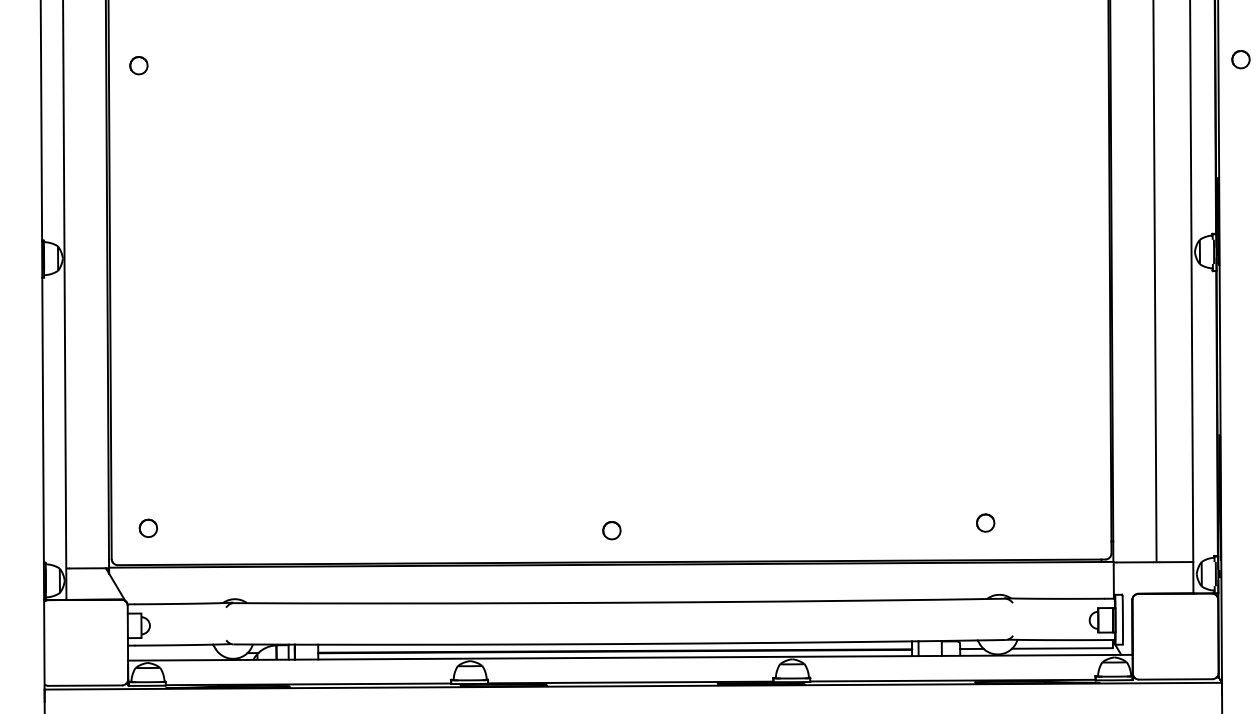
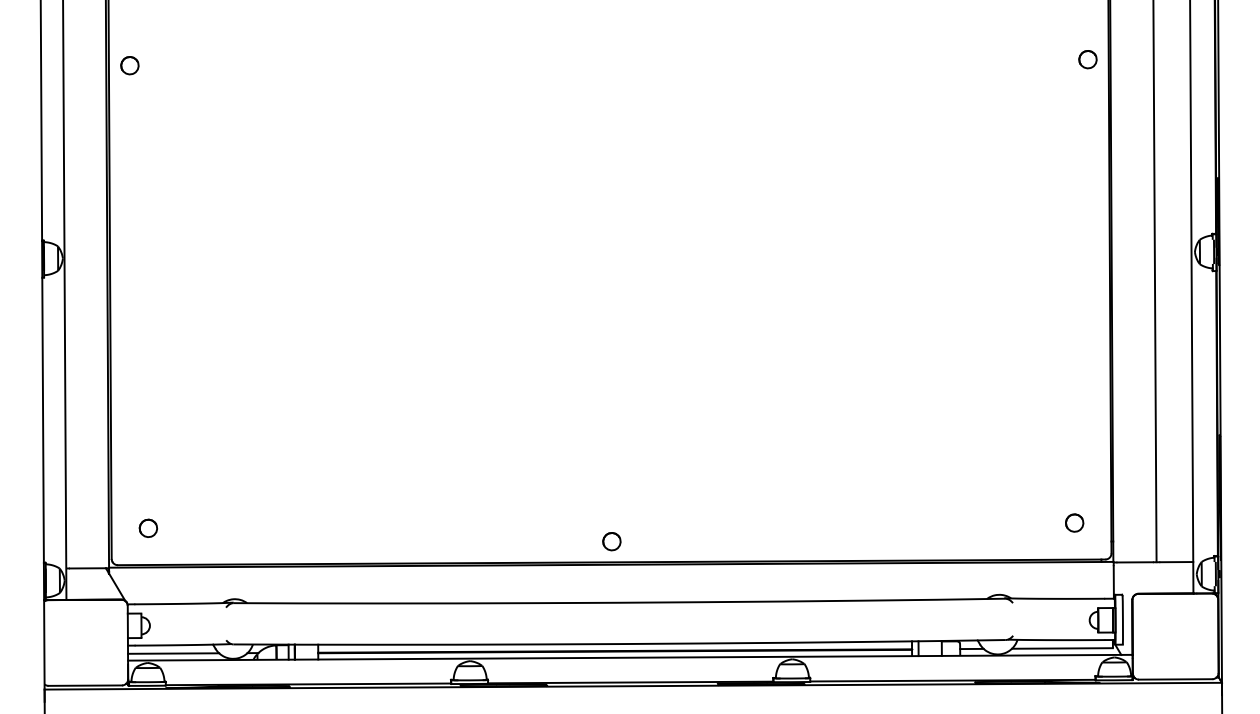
part position: (1240, 59) -> (1087, 59) (1087, 59)
part position: (138, 65) -> (129, 65) (129, 65)
part position: (985, 522) -> (1074, 522) (1074, 522)
part position: (611, 530) -> (611, 541) (611, 541)
line: none -> present (173, 653)
